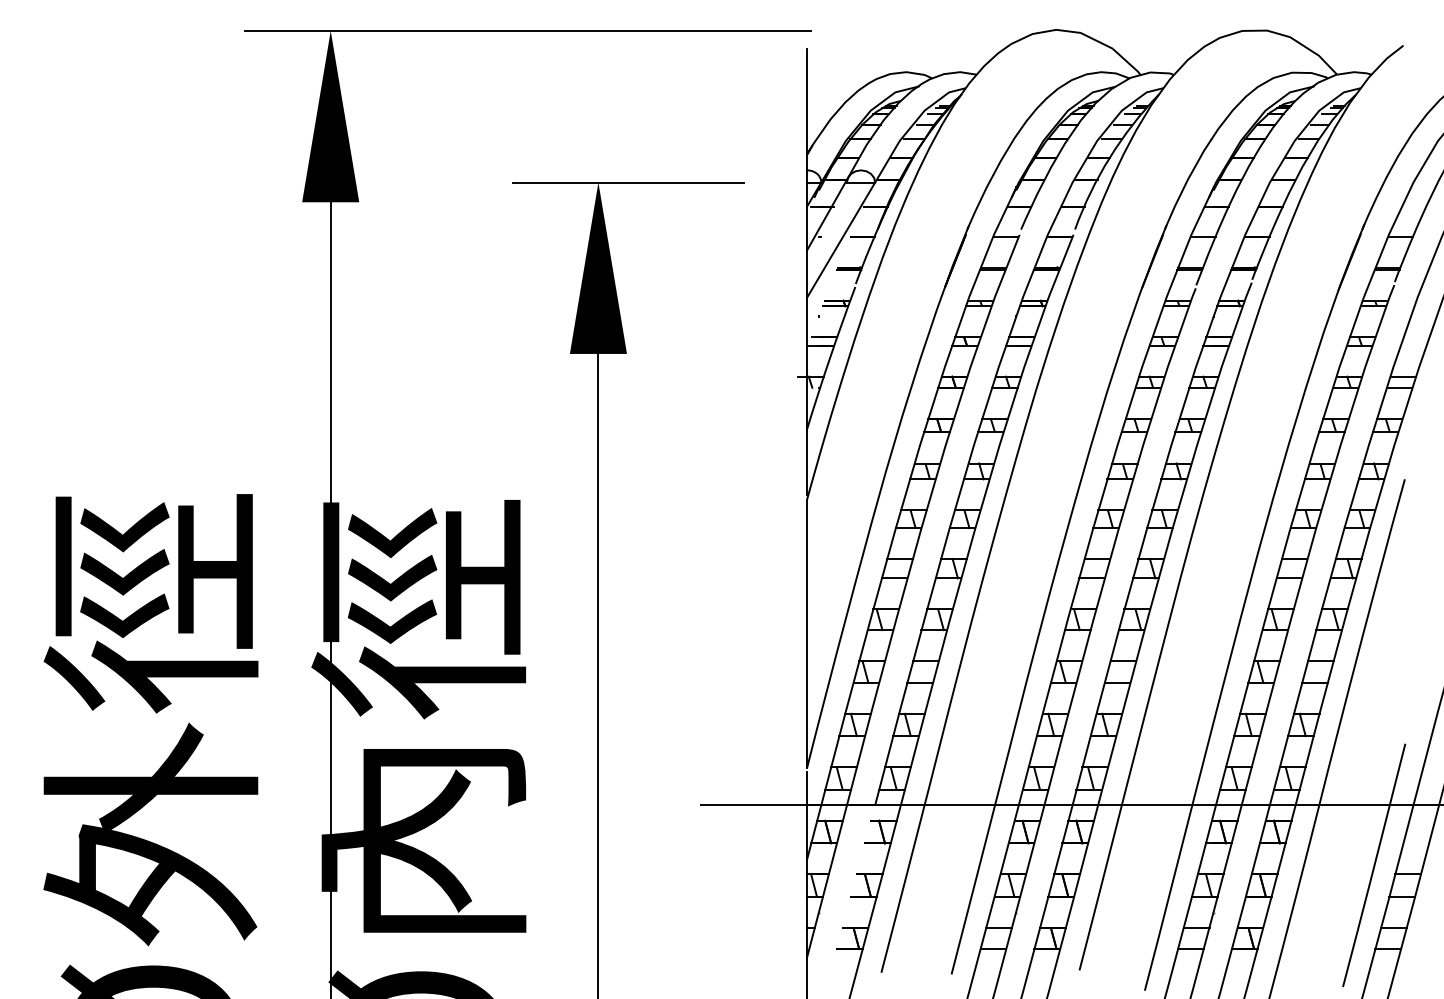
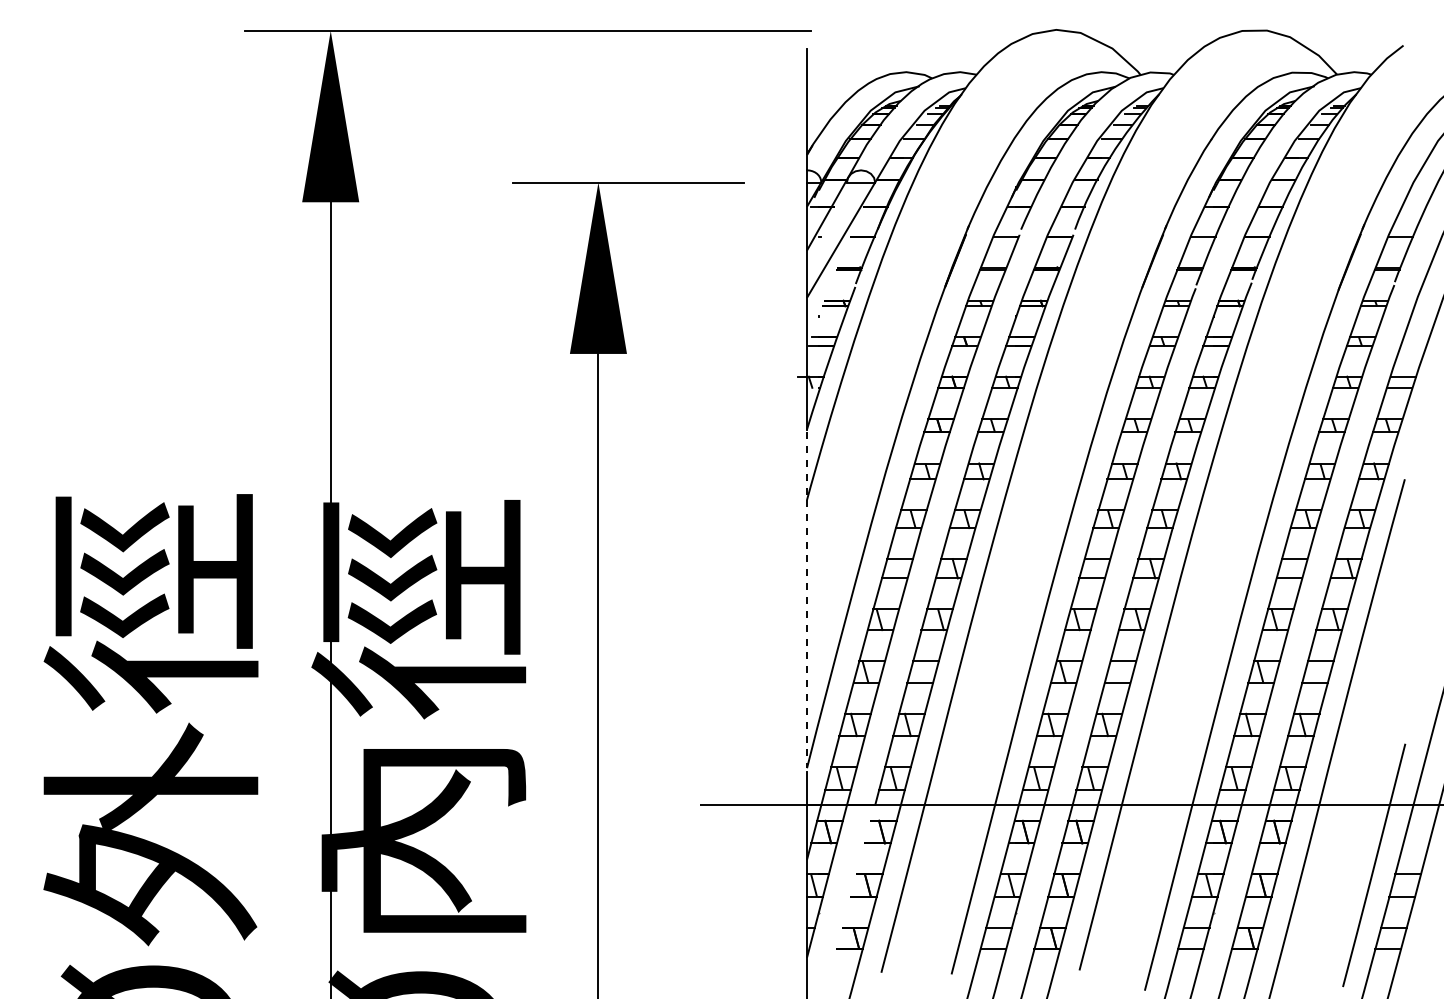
line: solid -> dashed (806, 461)
line: solid -> dashed (806, 634)
